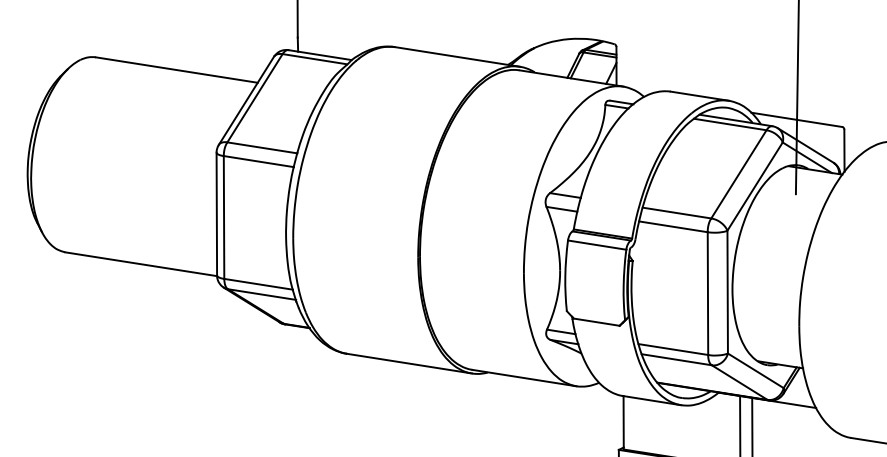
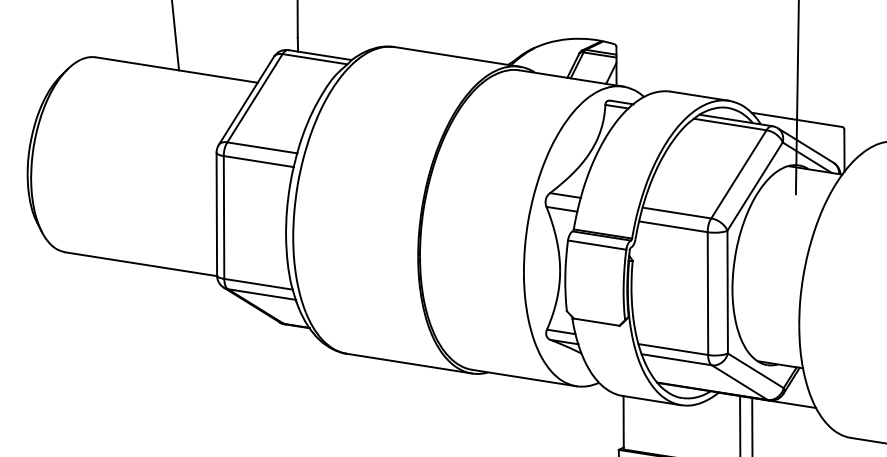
line: none -> present (175, 36)
